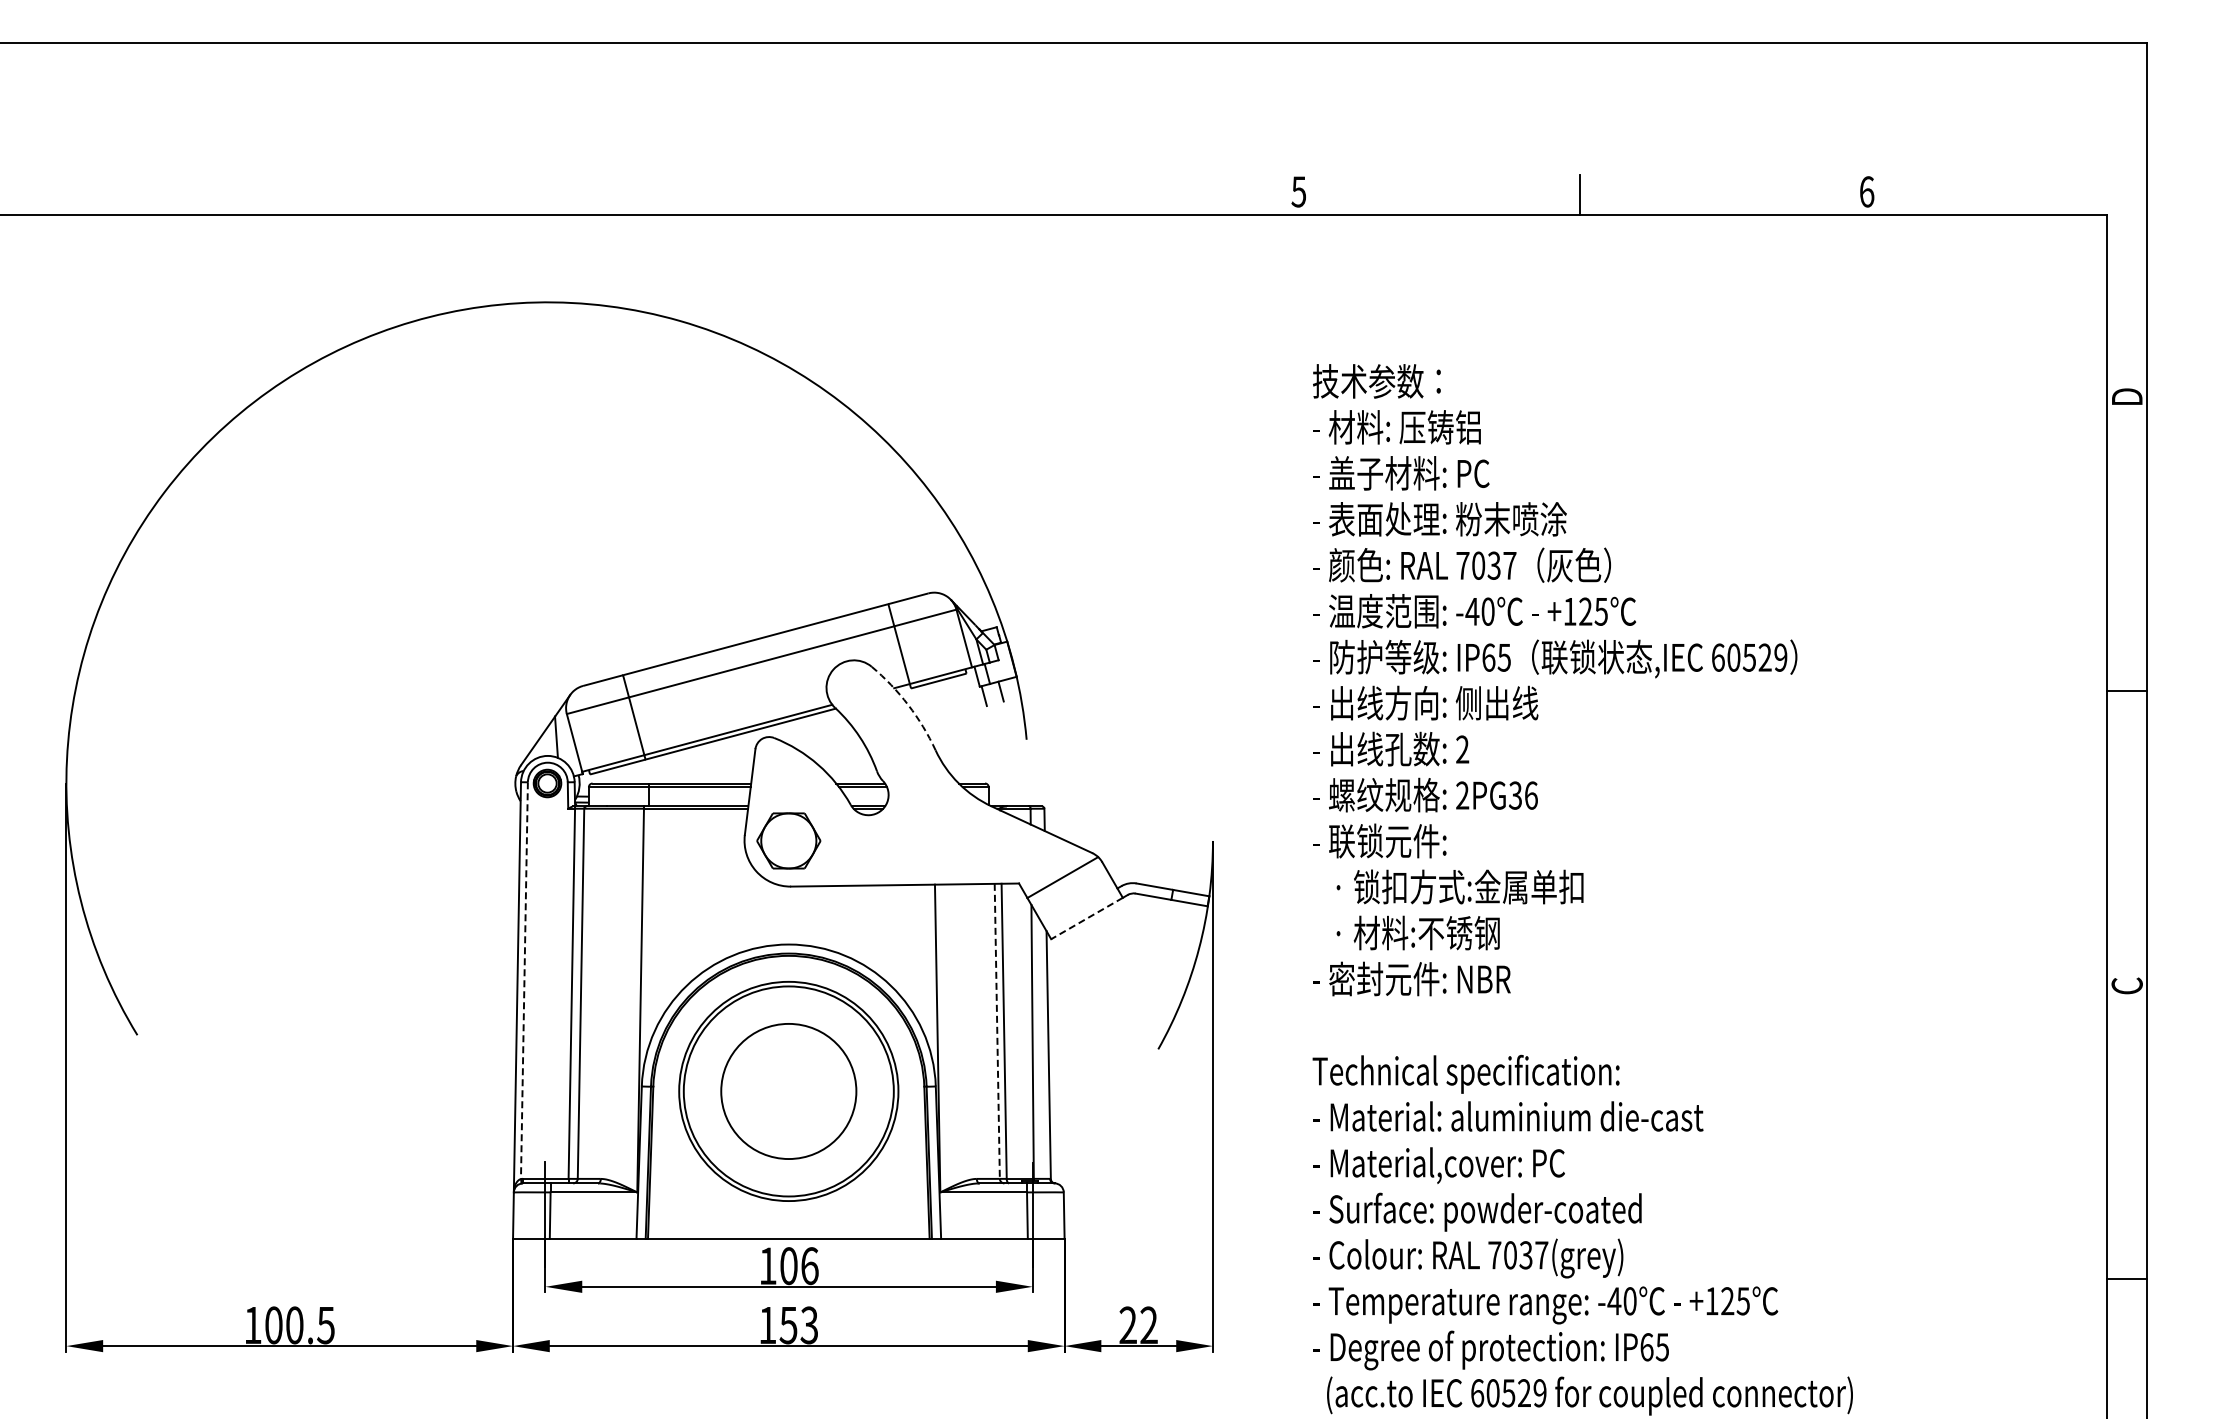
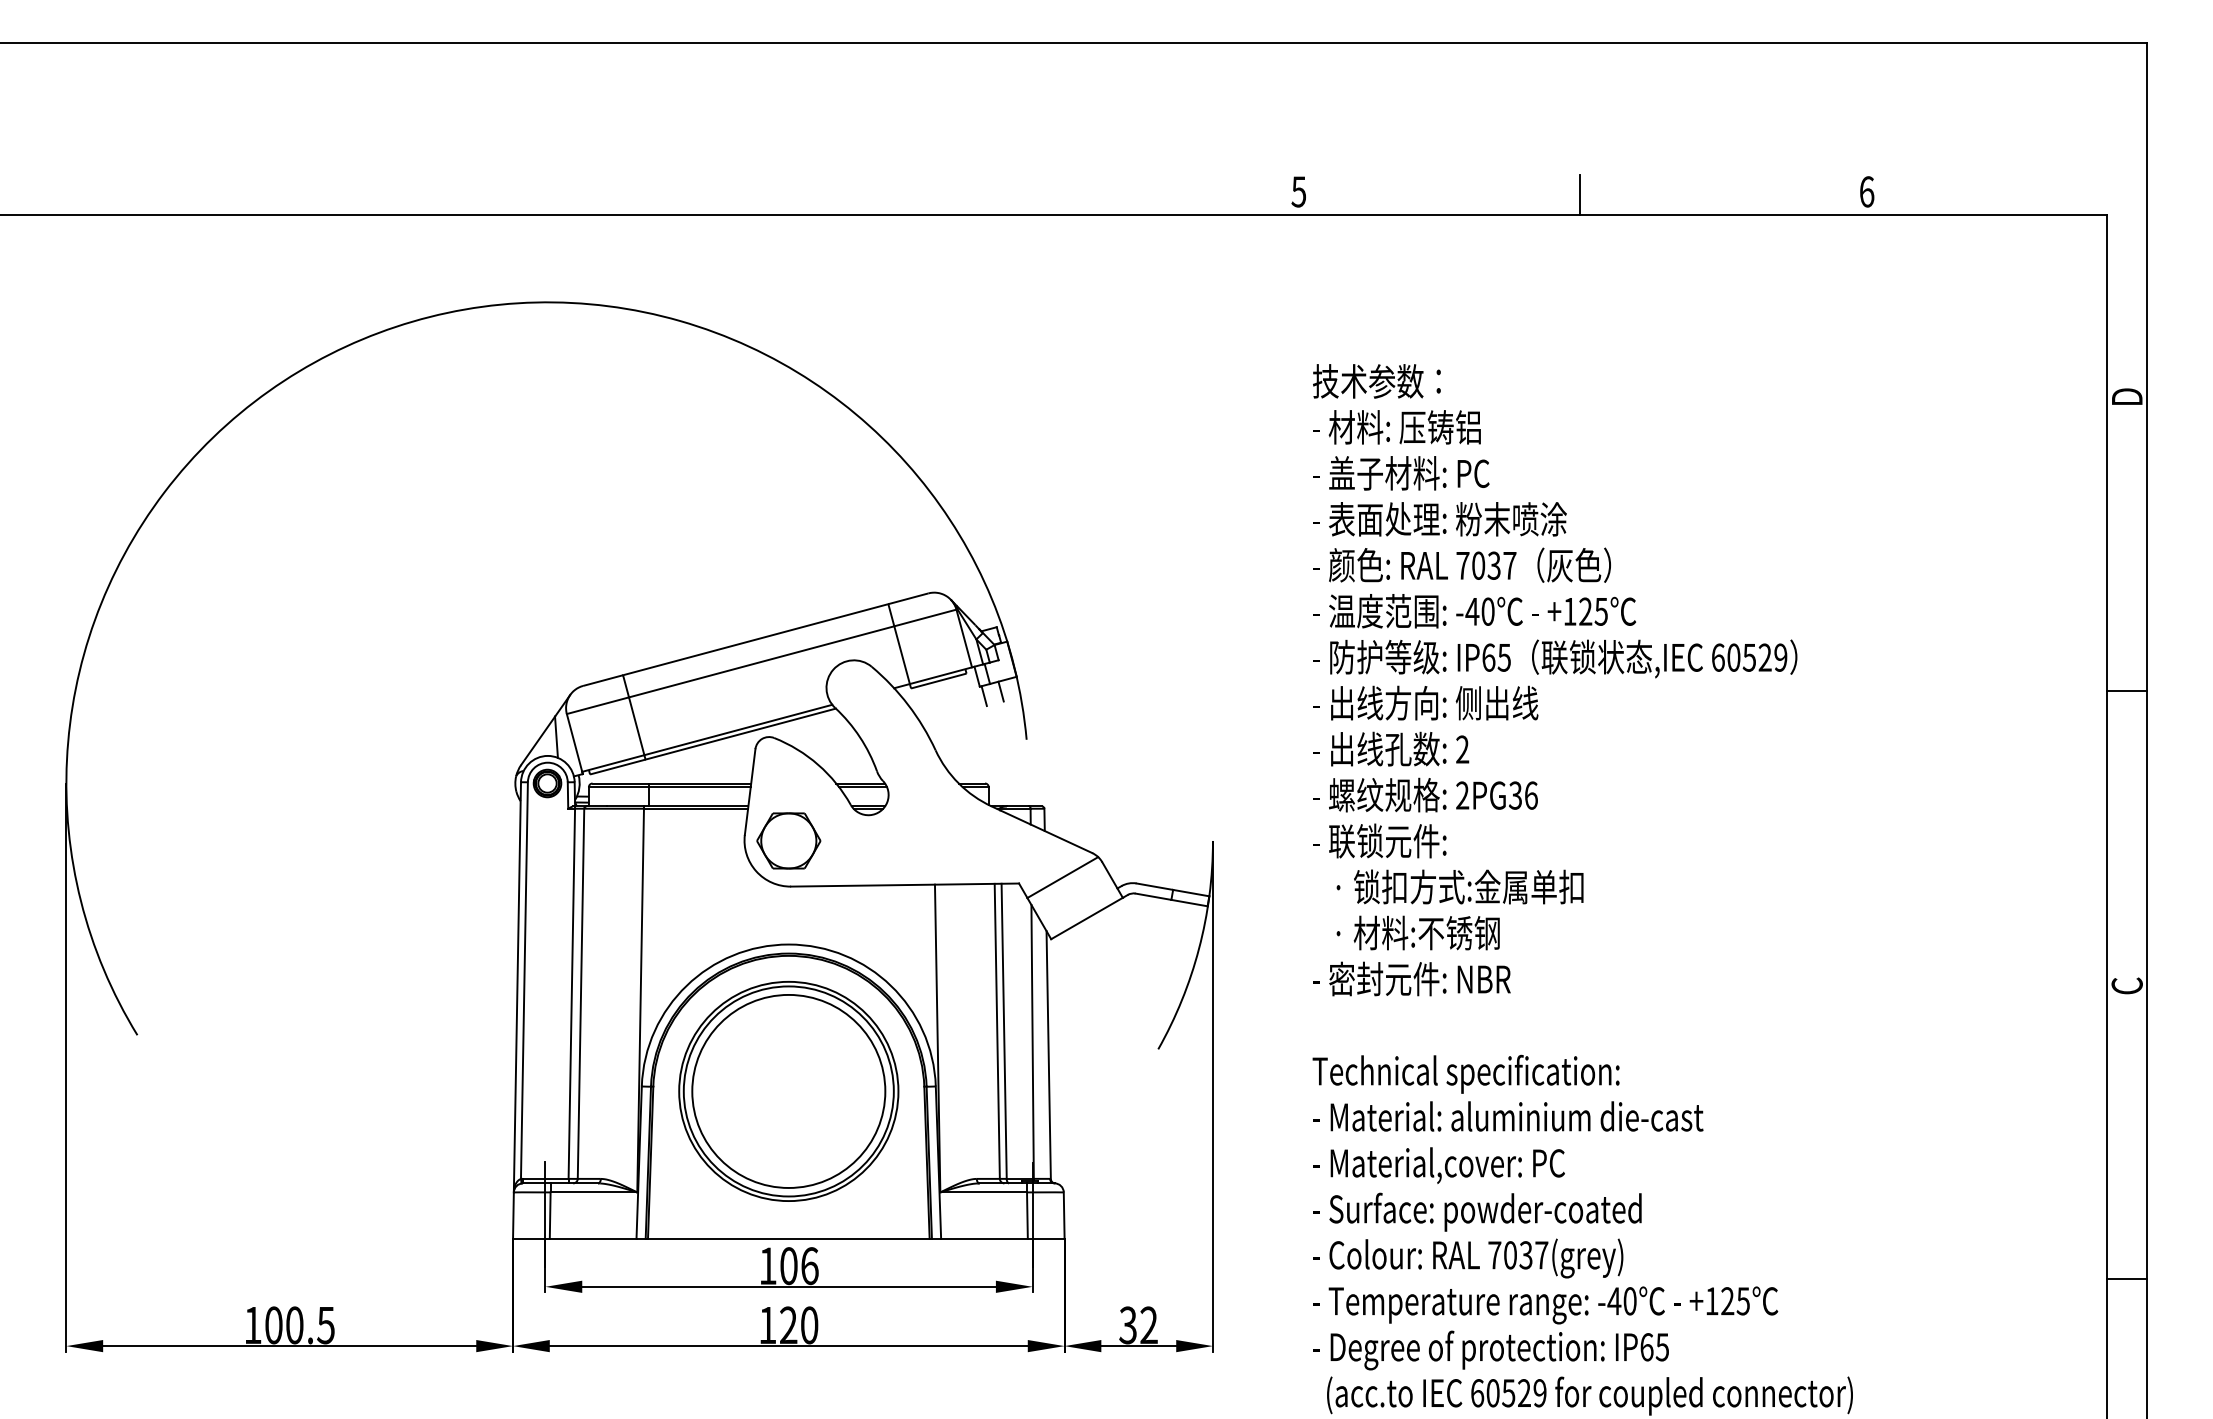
arc: dashed -> solid (908, 705)
line: dashed -> solid (1086, 918)
line: dashed -> solid (524, 981)
line: dashed -> solid (997, 1031)
circle diameter: 135 px -> 193 px (788, 1090)
text: 153 -> 120 (798, 1325)
text: 22 -> 32 (1127, 1325)
